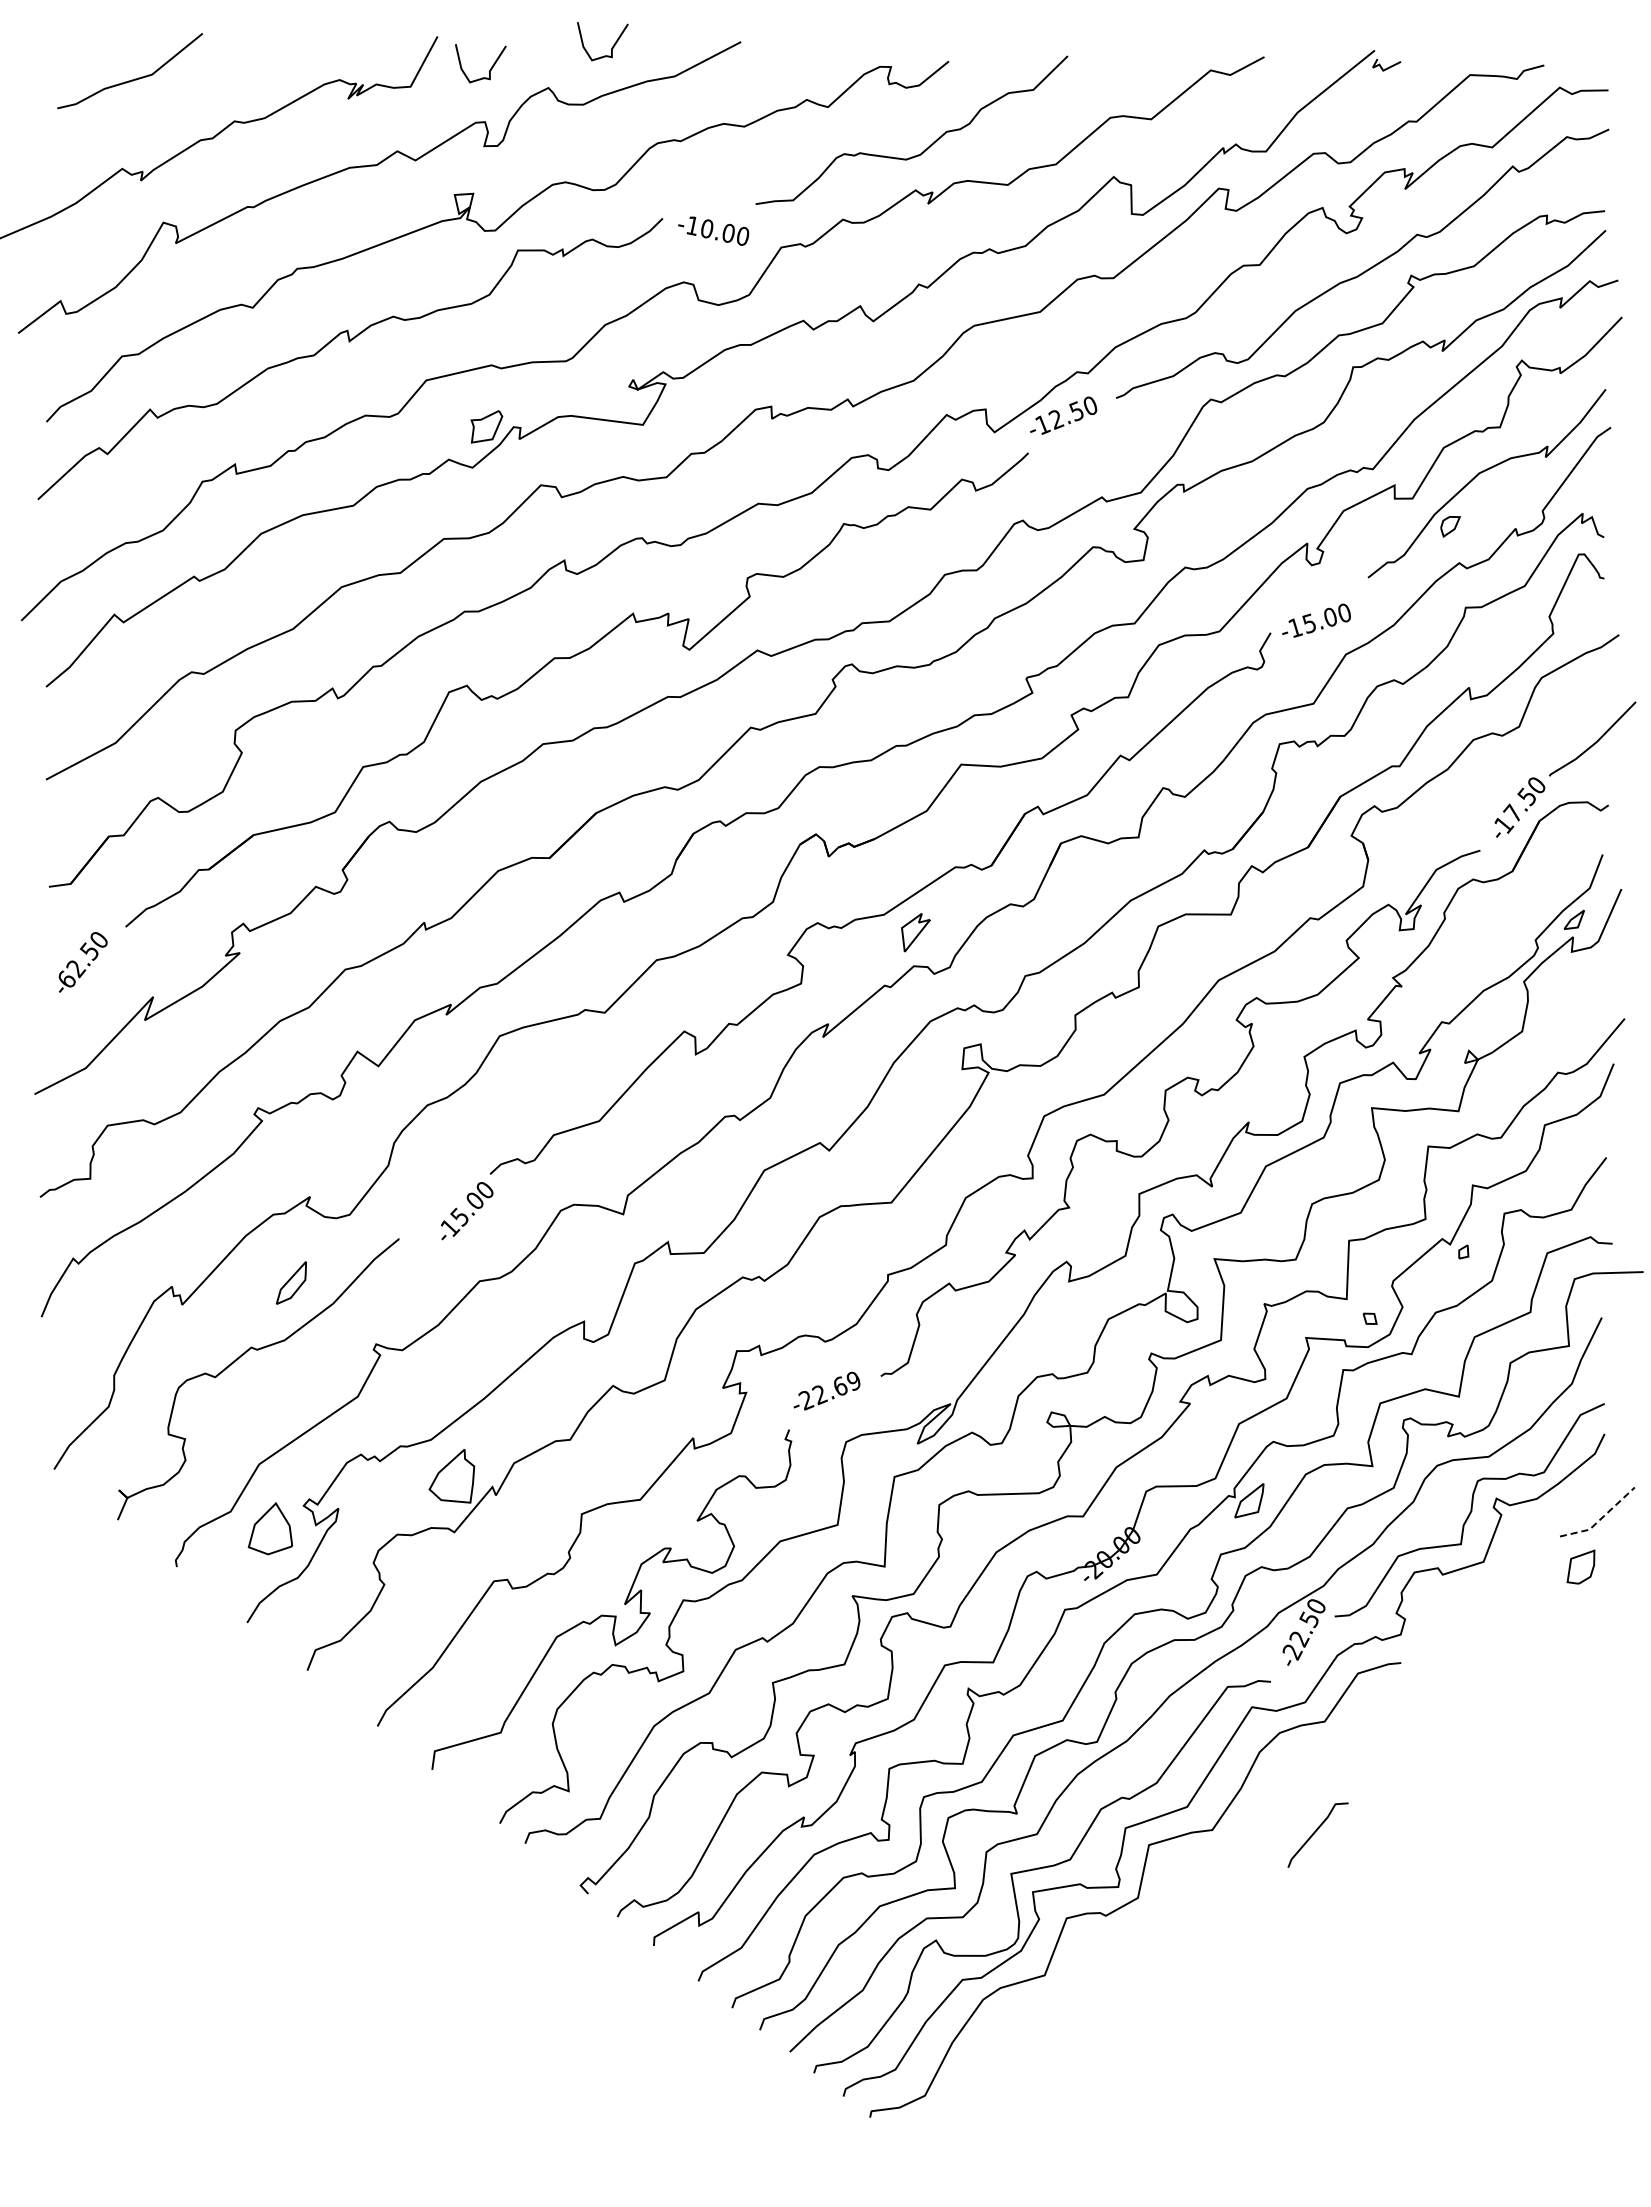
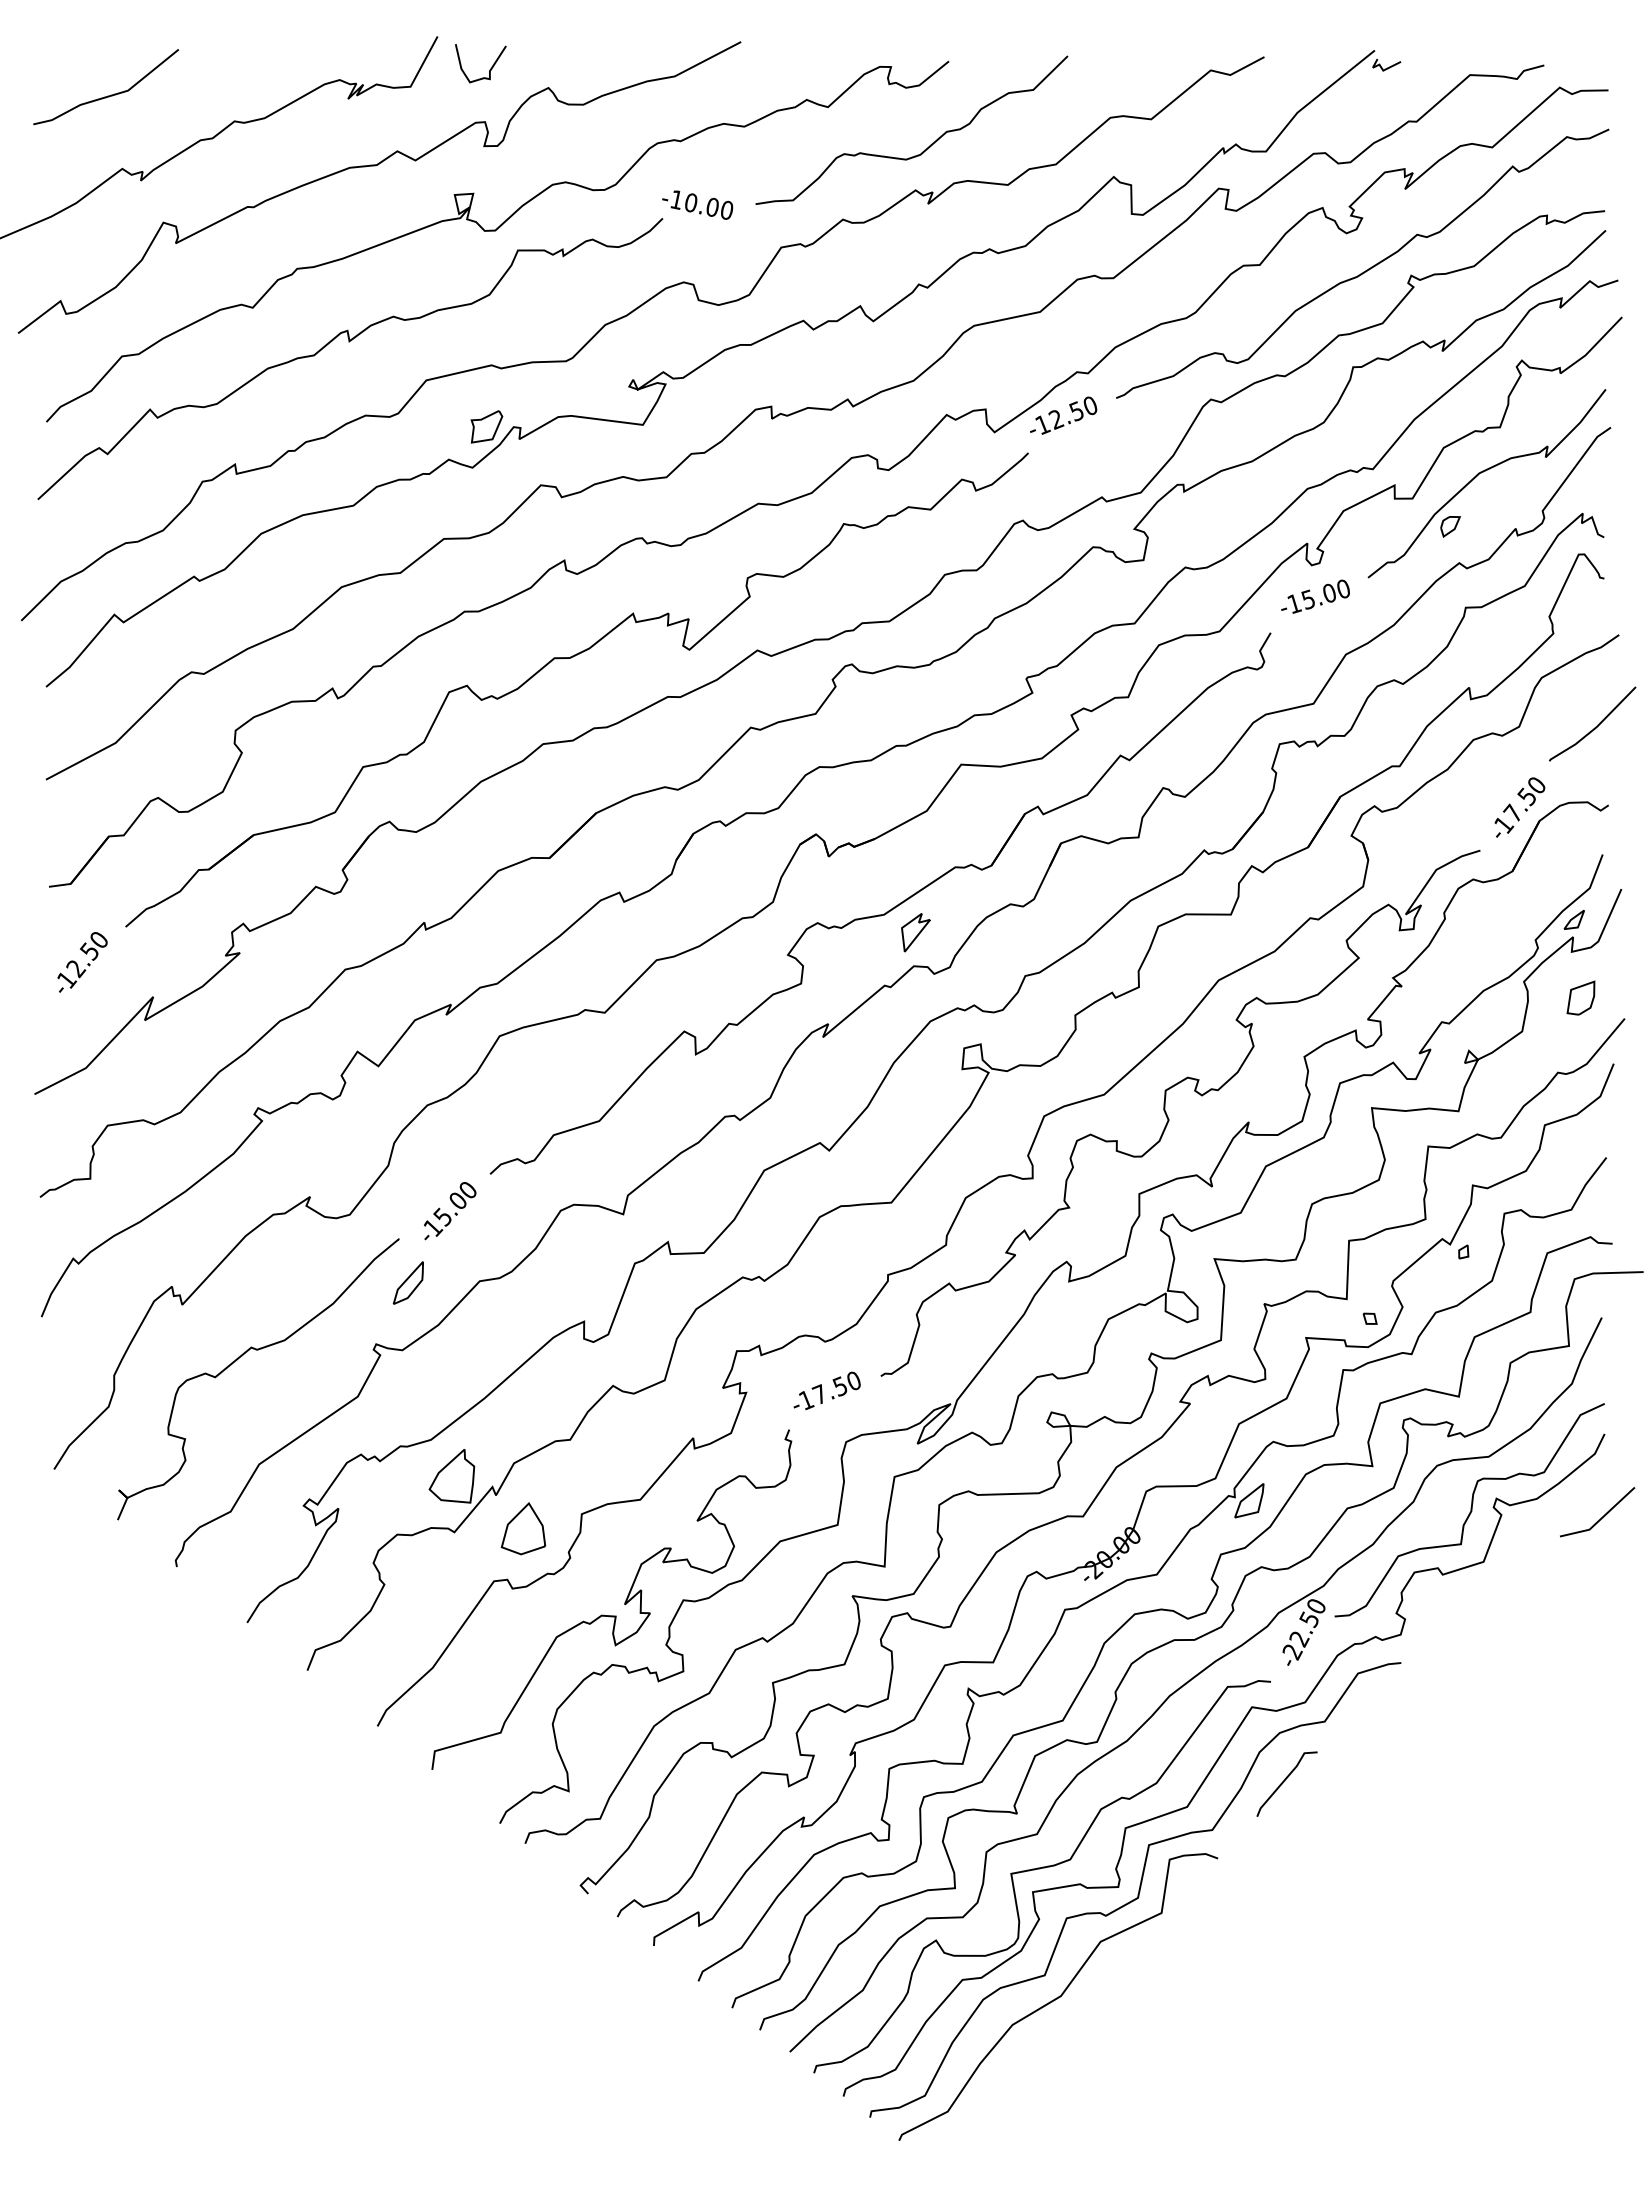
curve: present -> none (611, 47)
line position: (131, 79) -> (107, 95) (107, 95)
text position: (713, 230) -> (697, 204) (697, 204)
text position: (1316, 620) -> (1315, 596) (1315, 596)
line position: (1595, 741) -> (1595, 726) (1595, 726)
text: -62.50 -> -12.50 (67, 979)
text position: (467, 1211) -> (450, 1211) (450, 1211)
part position: (290, 1282) -> (407, 1282) (407, 1282)
text: -22.69 -> -17.50 (829, 1390)
line: dashed -> solid (1600, 1519)
part position: (270, 1528) -> (523, 1528) (523, 1528)
part position: (1580, 1566) -> (1580, 997) (1580, 997)
line position: (1315, 1833) -> (1284, 1782) (1284, 1782)
curve: none -> present (1058, 1996)
